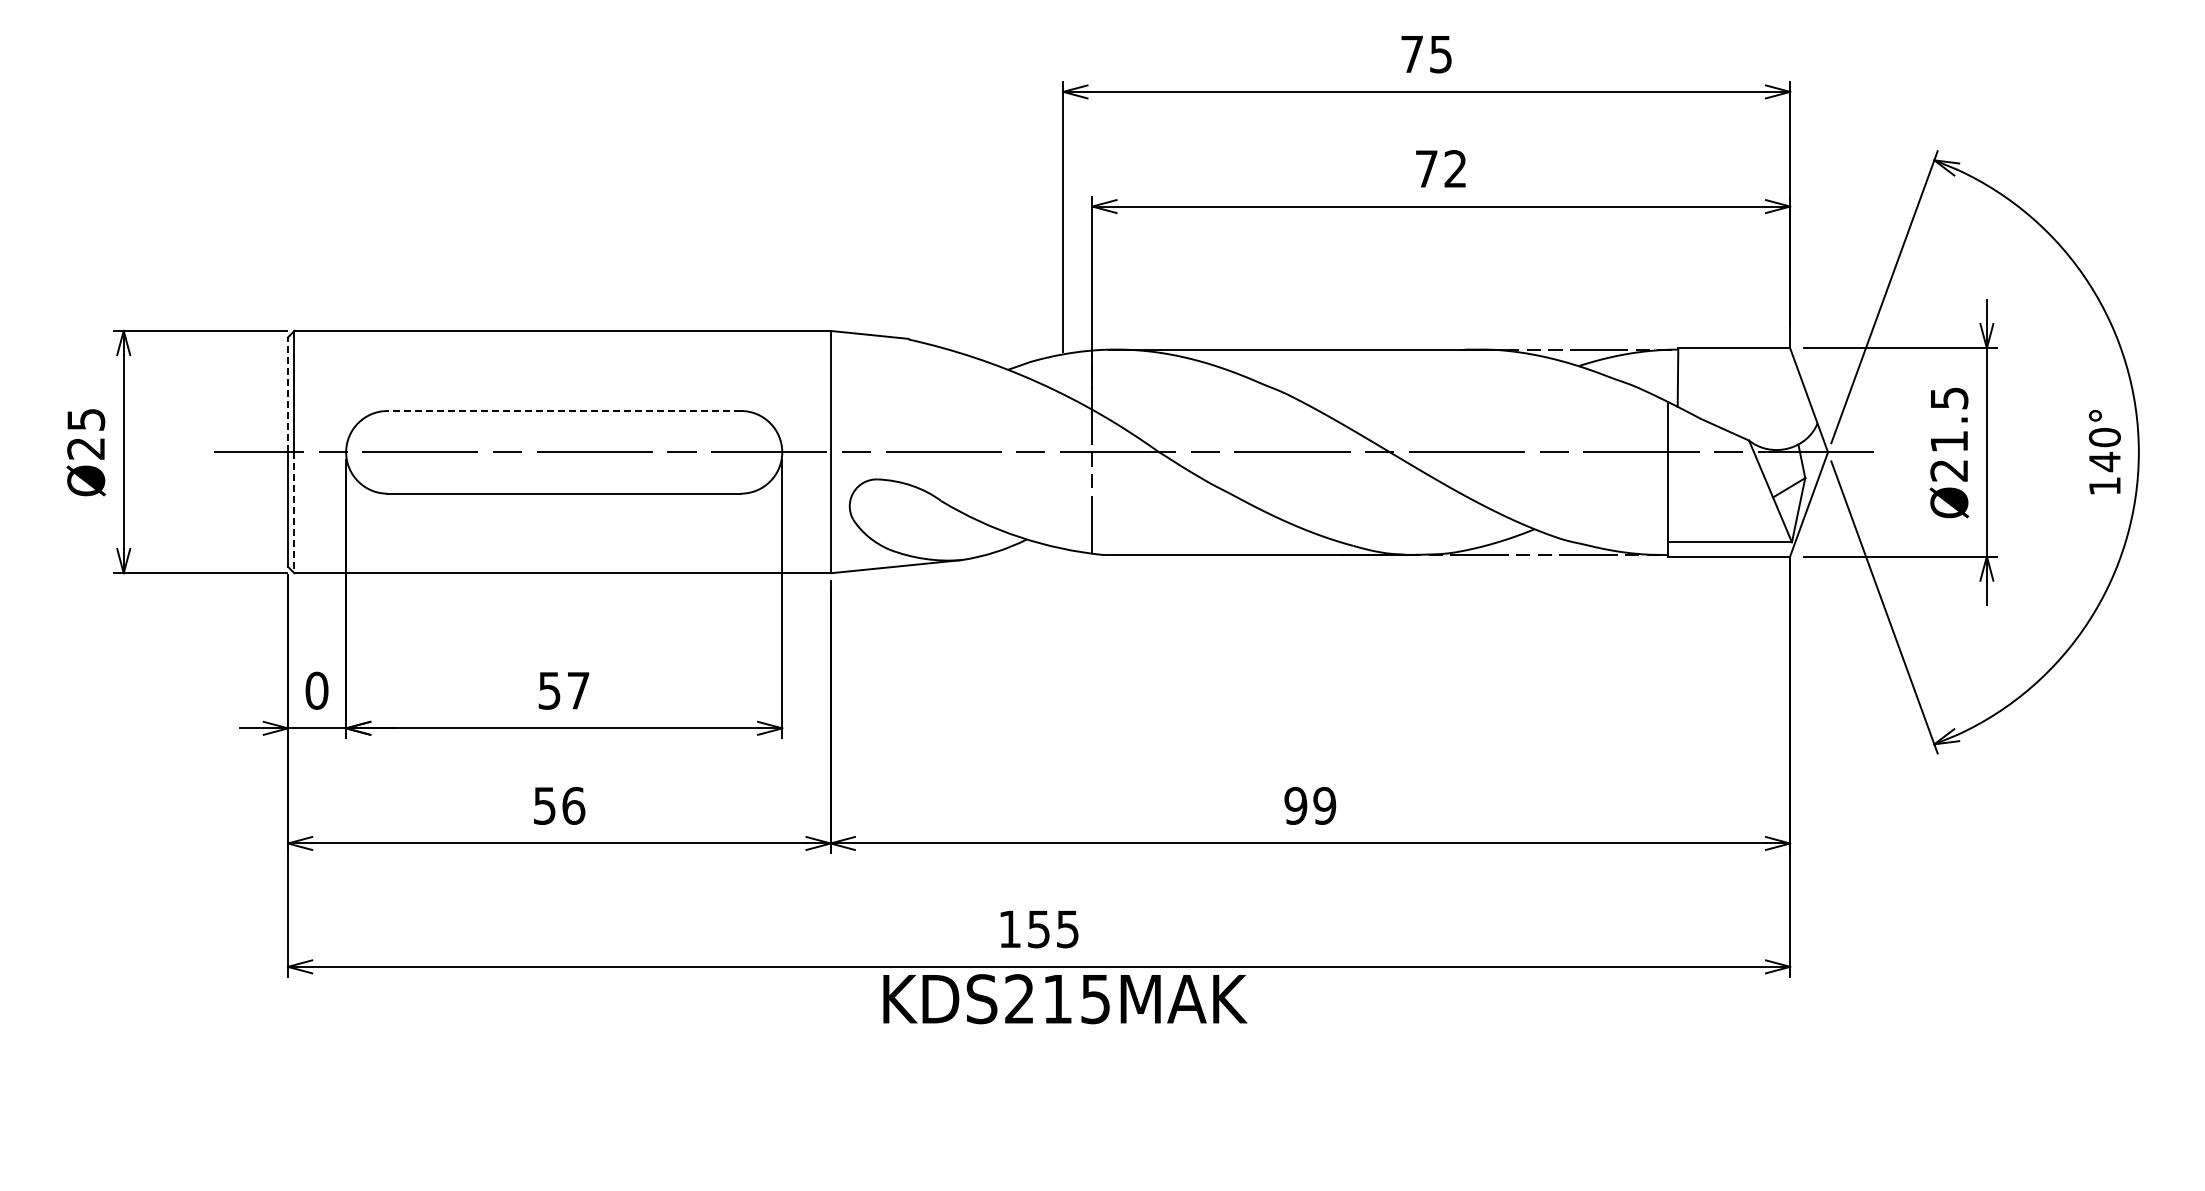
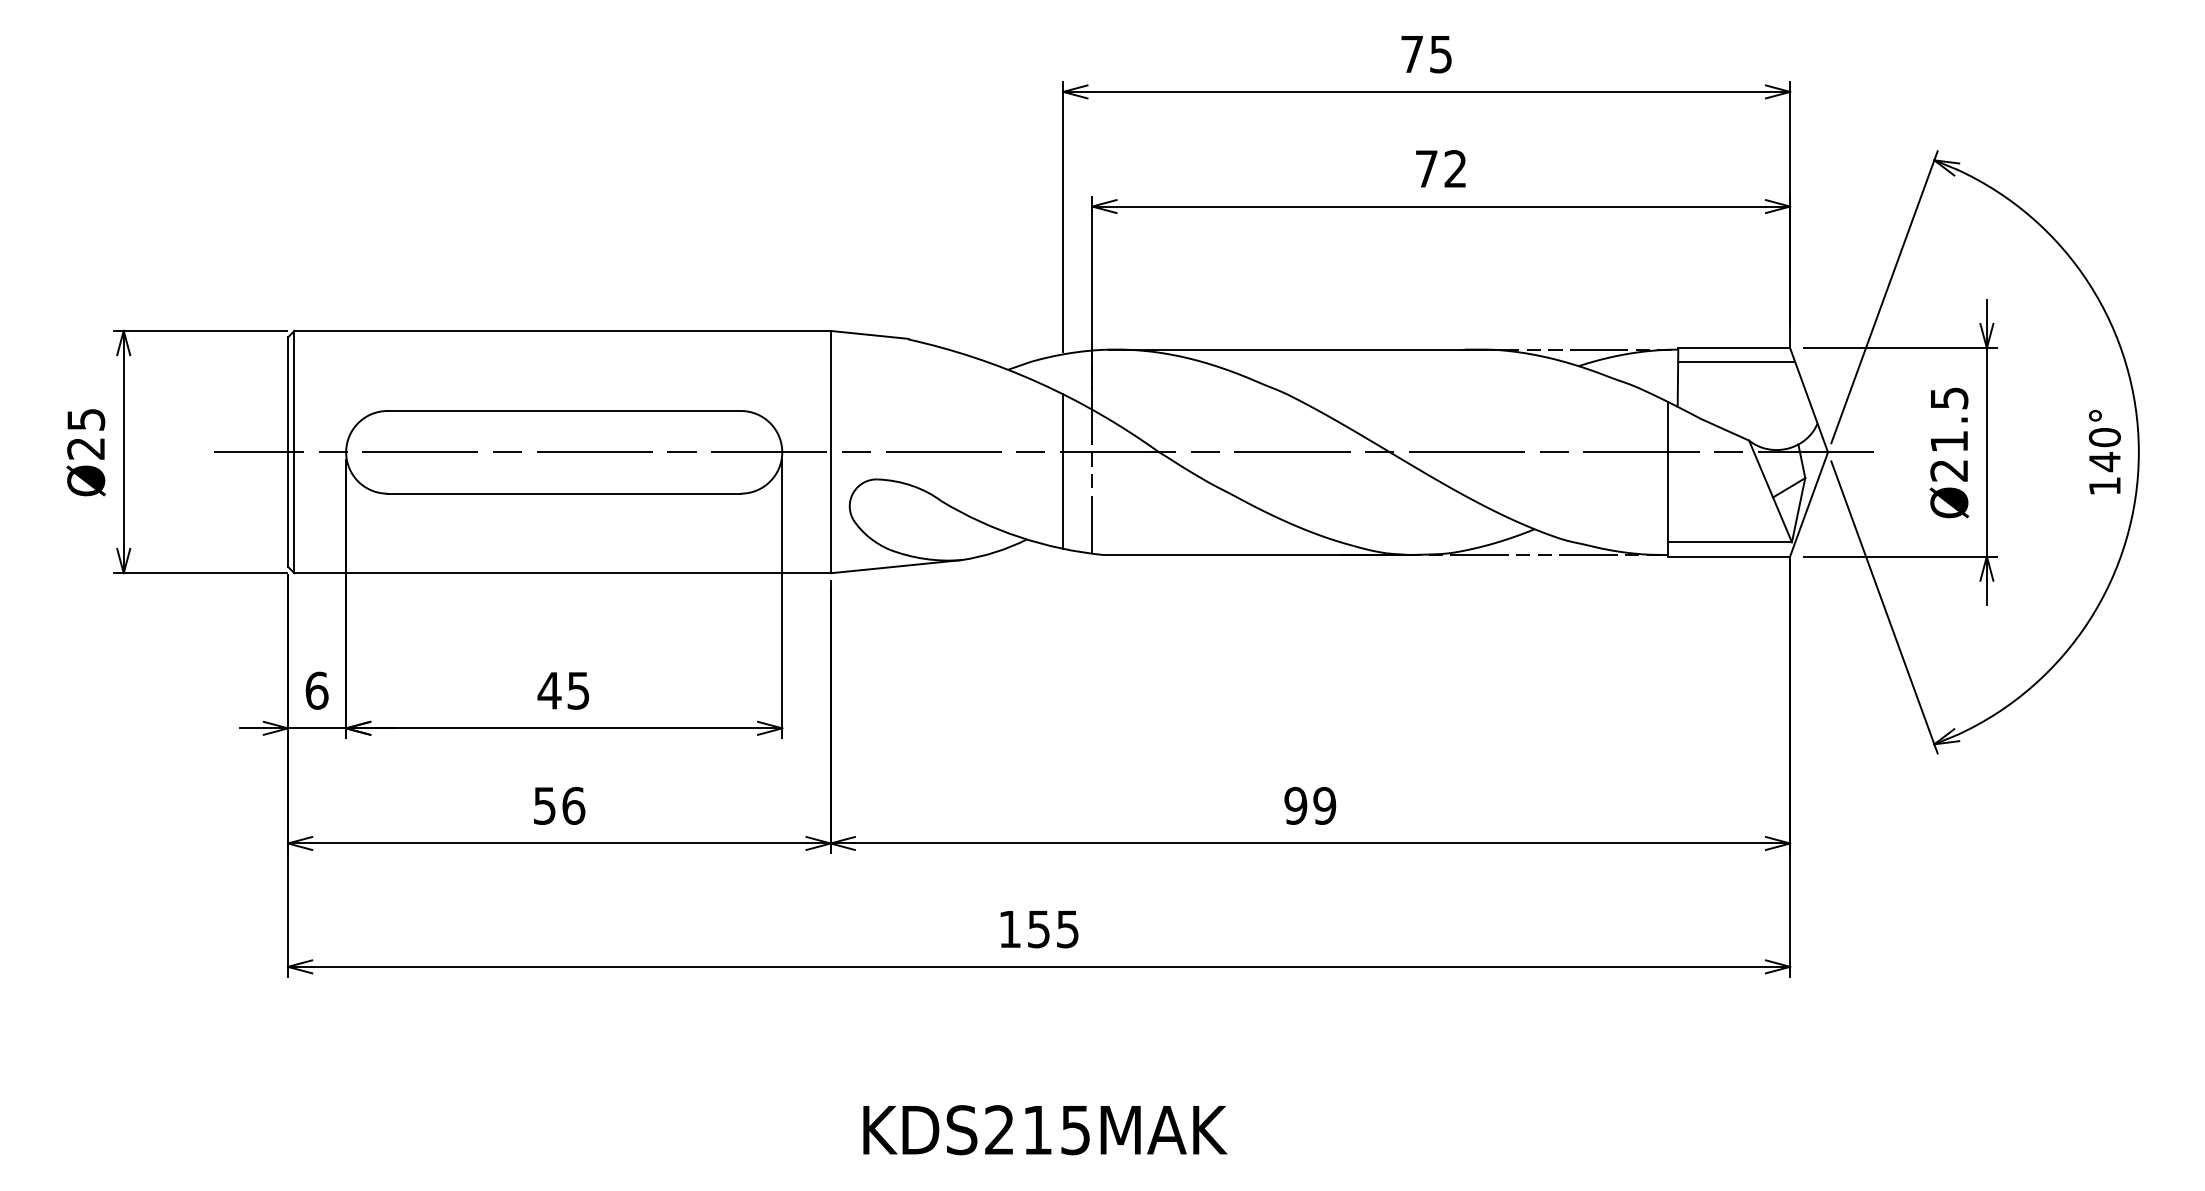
line: none -> present (1736, 362)
line: dashed -> solid (288, 394)
line: dashed -> solid (564, 411)
line: none -> present (1063, 470)
line: dashed -> solid (294, 512)
text: 0 -> 6 (316, 690)
text: 57 -> 45 (563, 690)
text position: (1065, 999) -> (1045, 1130) (1045, 1130)
